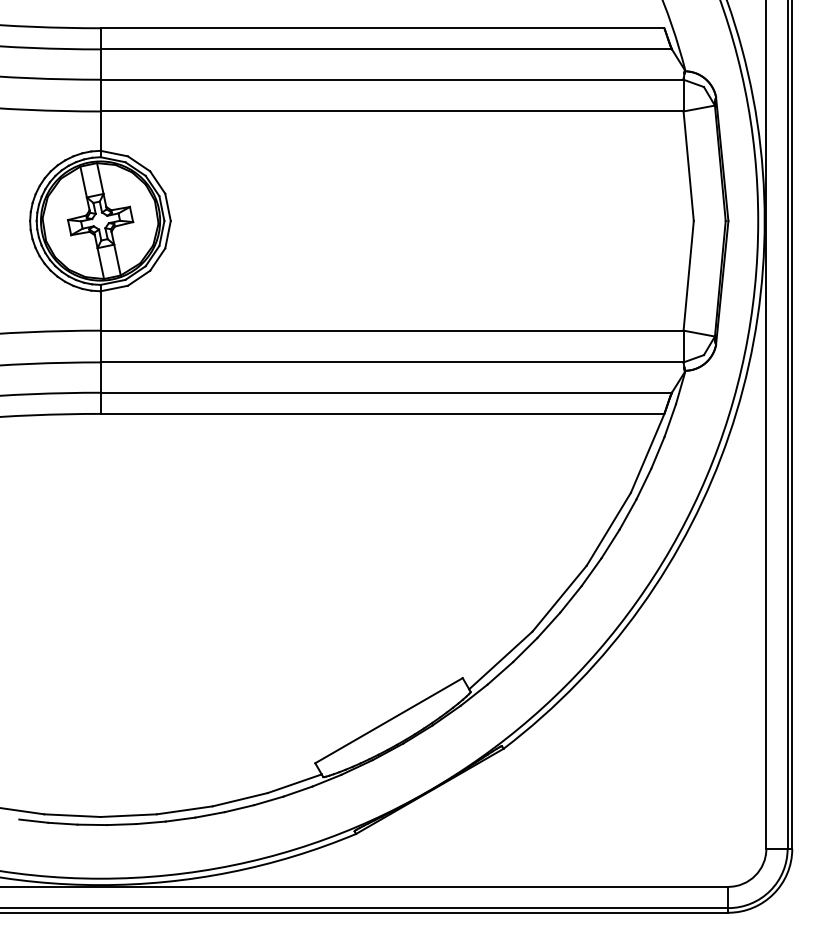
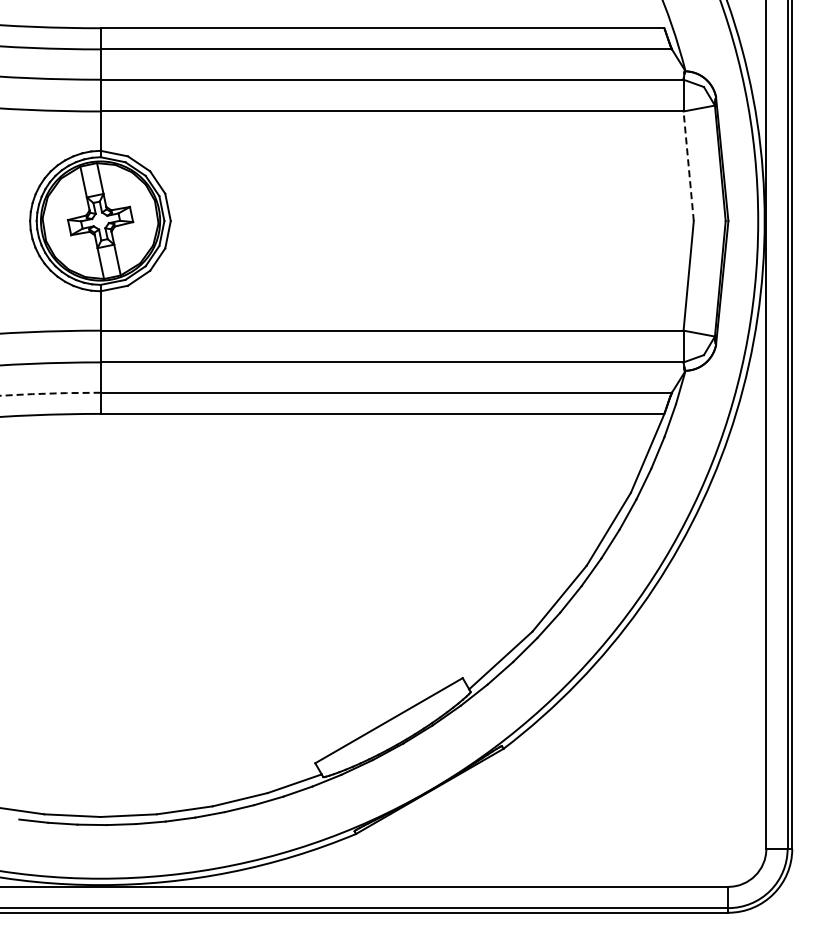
line: solid -> dashed (688, 165)
arc: solid -> dashed (49, 393)
